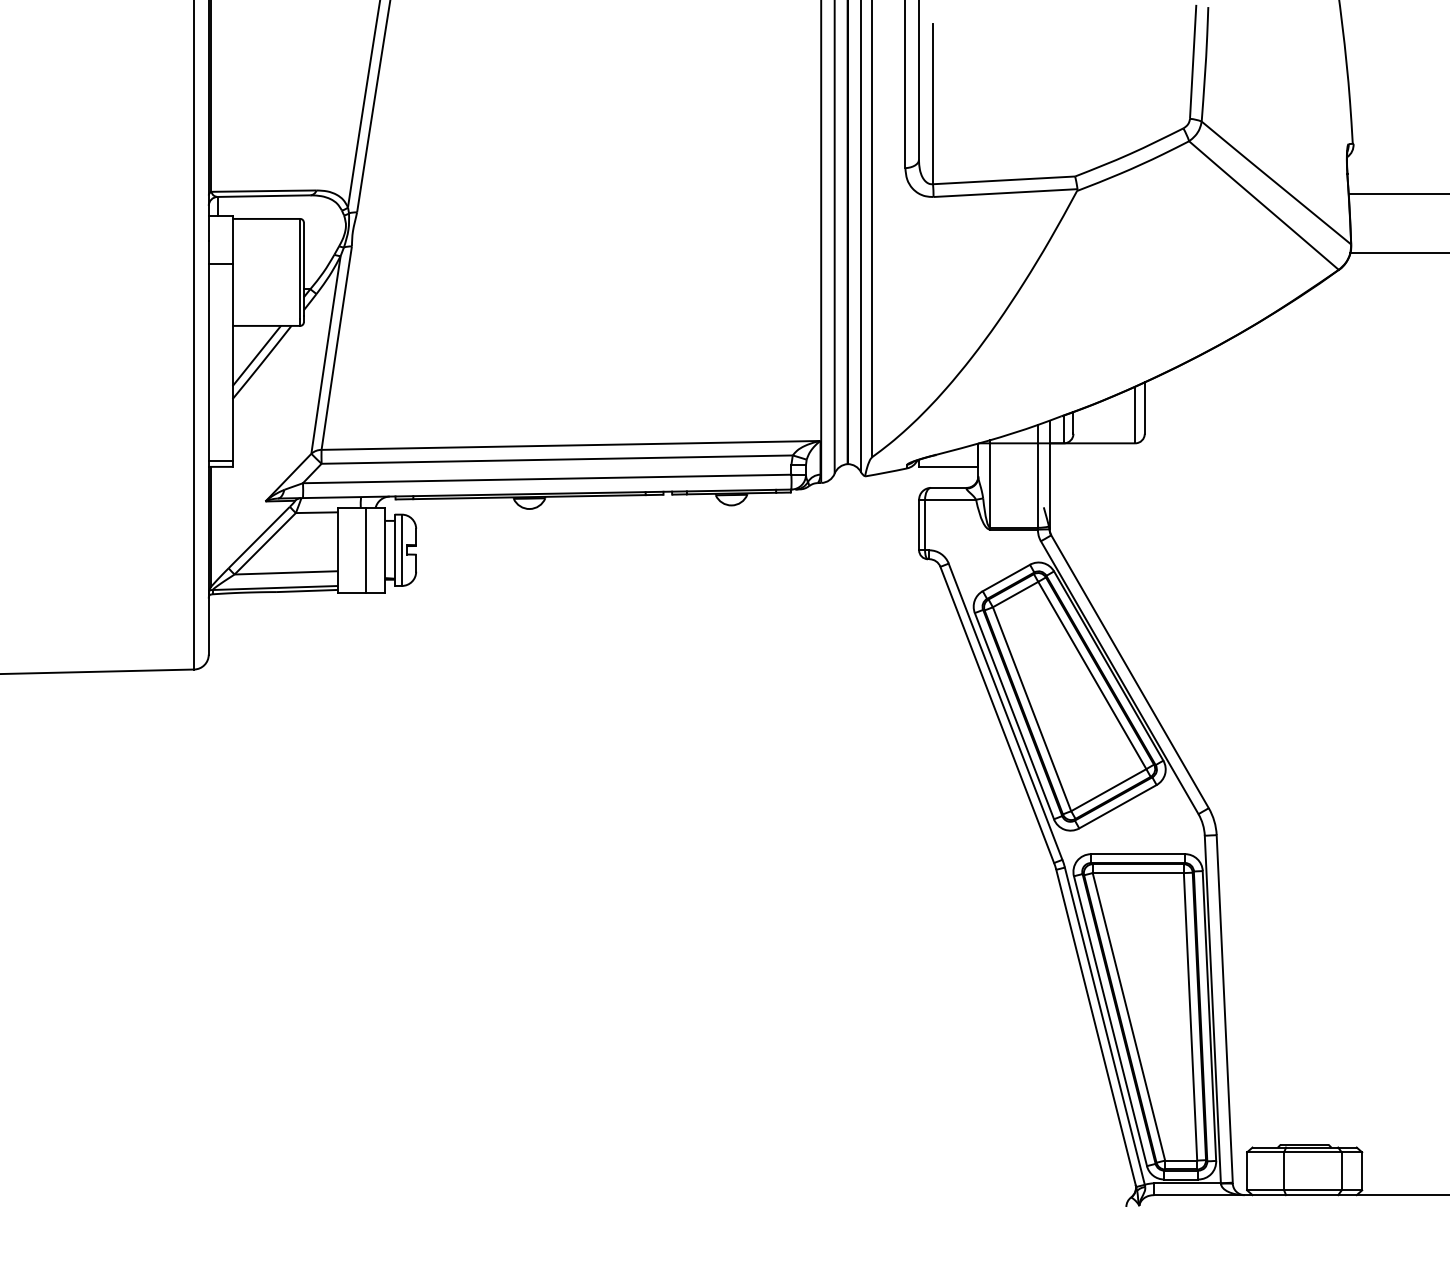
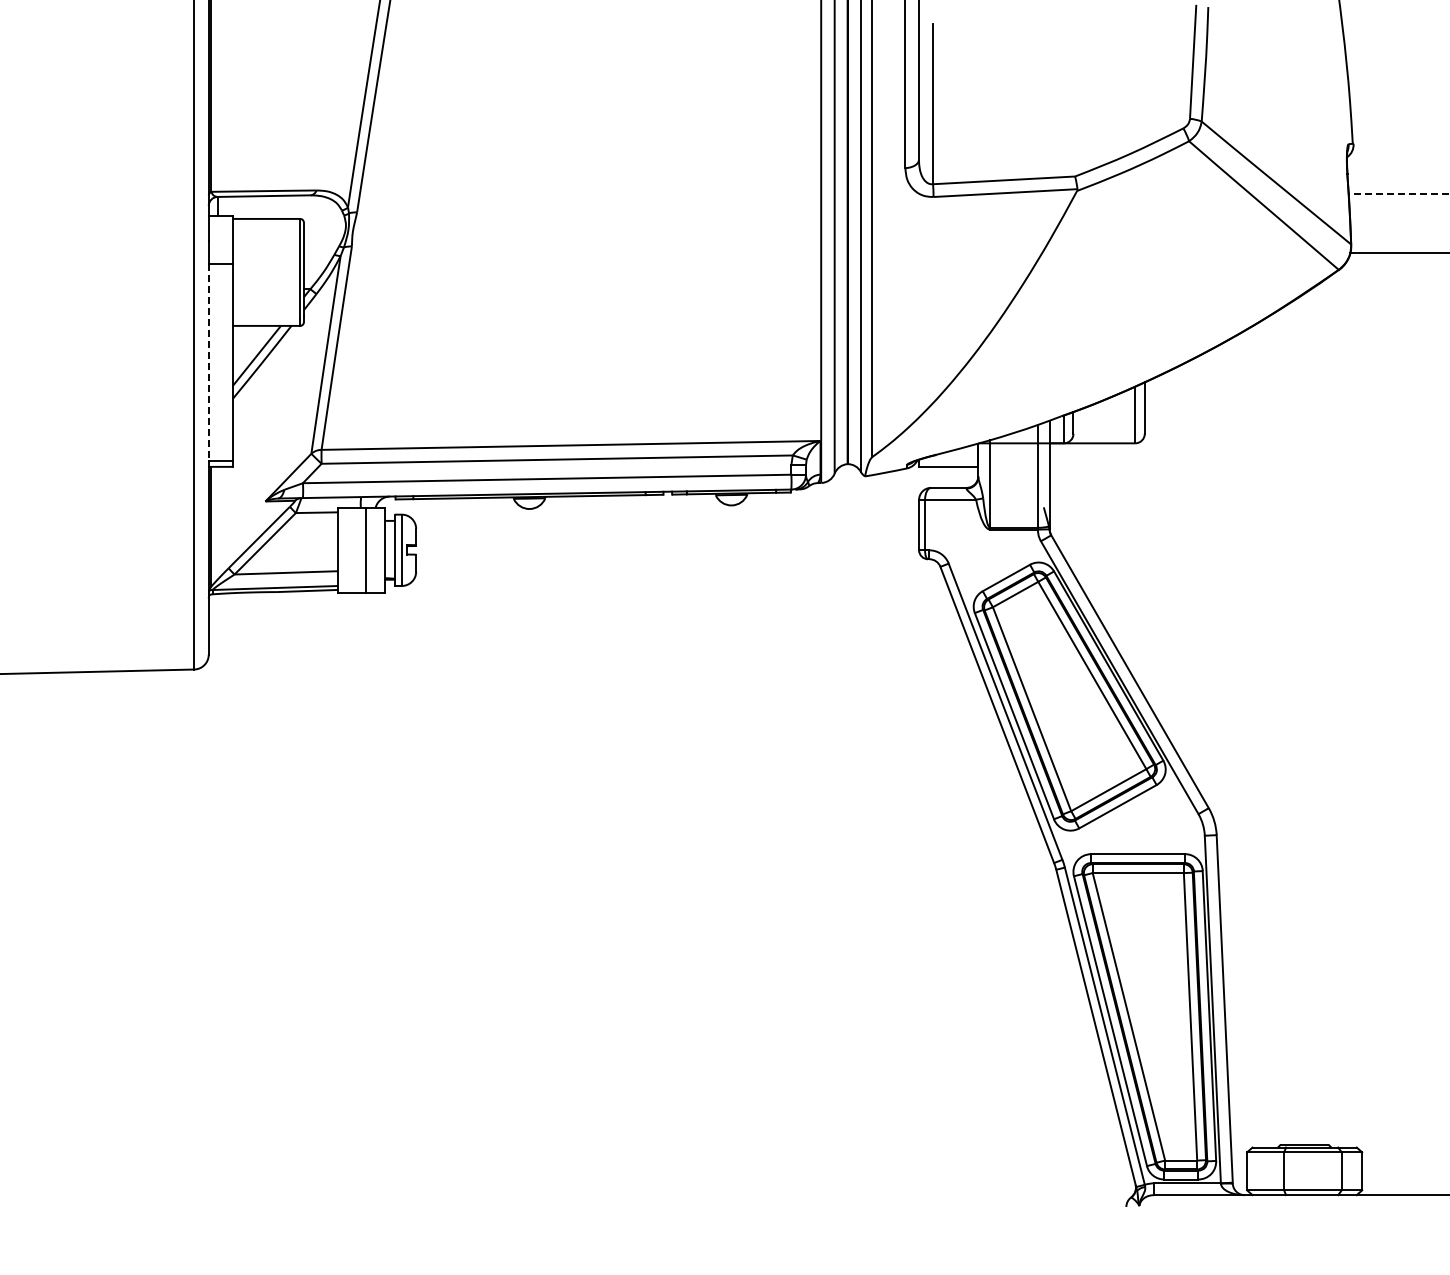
line: solid -> dashed (1398, 193)
line: solid -> dashed (208, 362)
